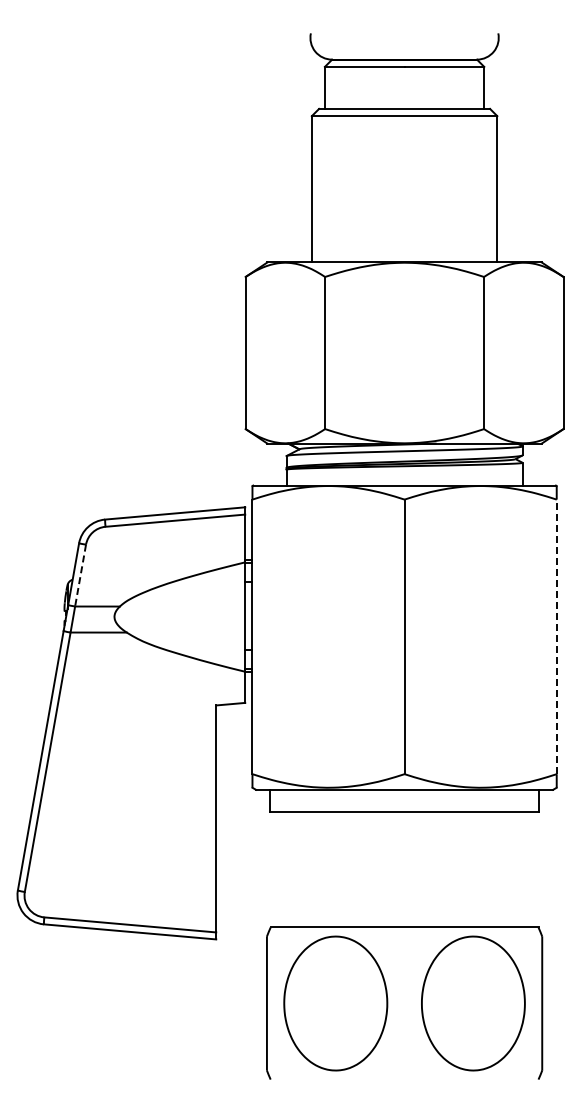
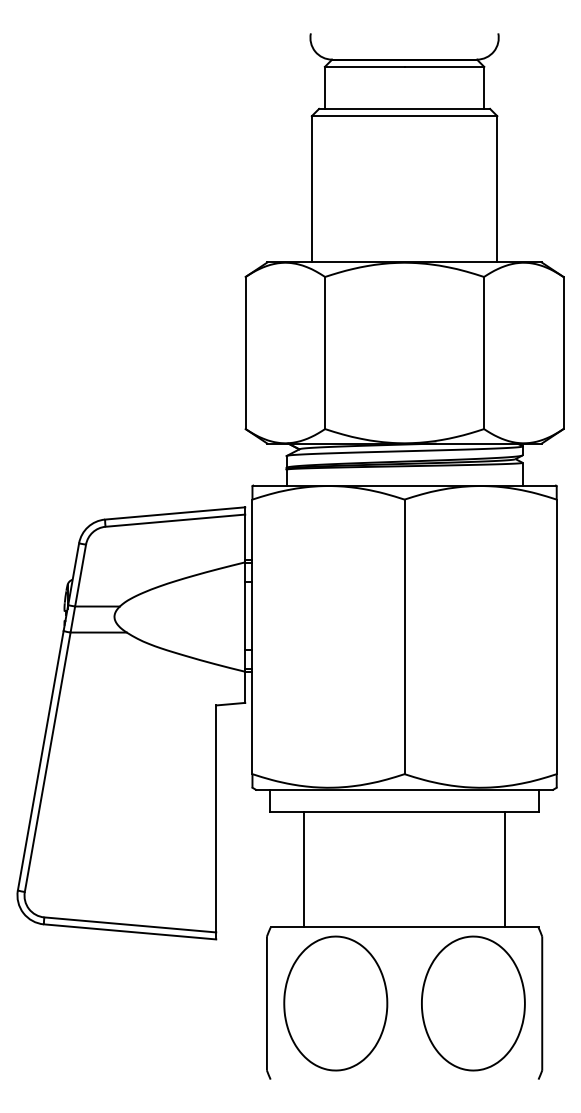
line: dashed -> solid (80, 576)
line: dashed -> solid (556, 636)
line: none -> present (303, 869)
line: none -> present (505, 869)
